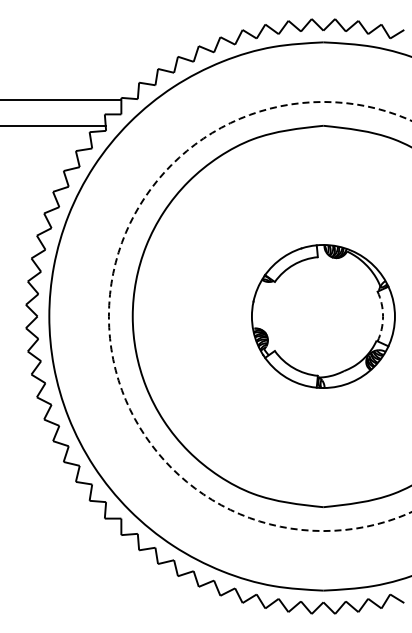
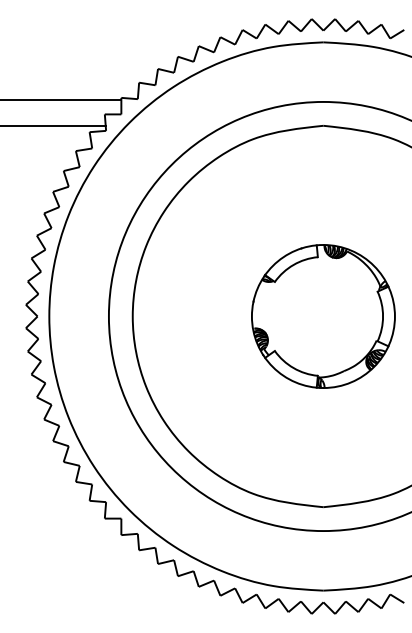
circle: dashed -> solid (259, 316)
arc: dashed -> solid (383, 316)
